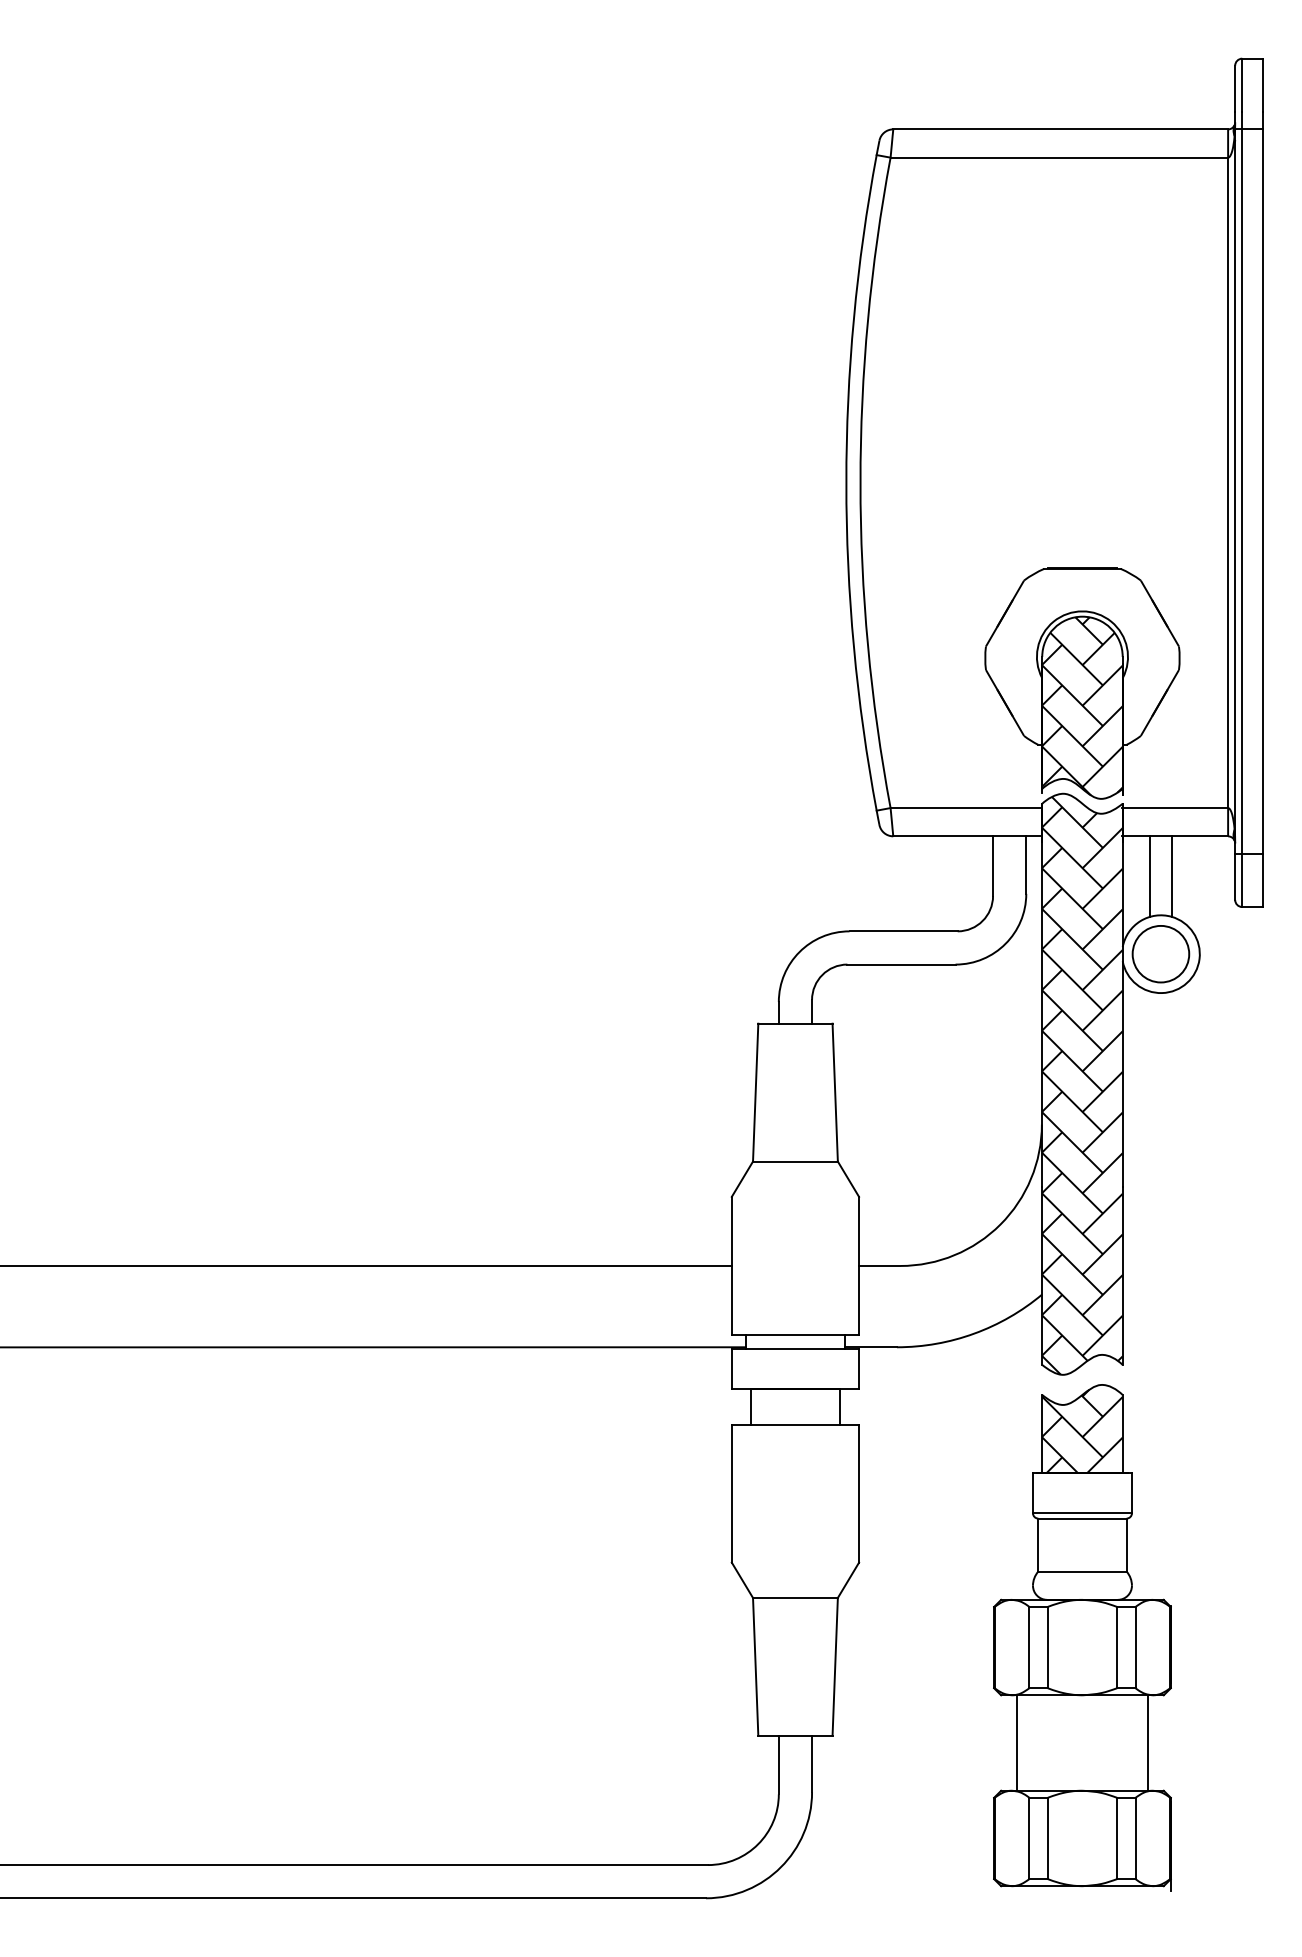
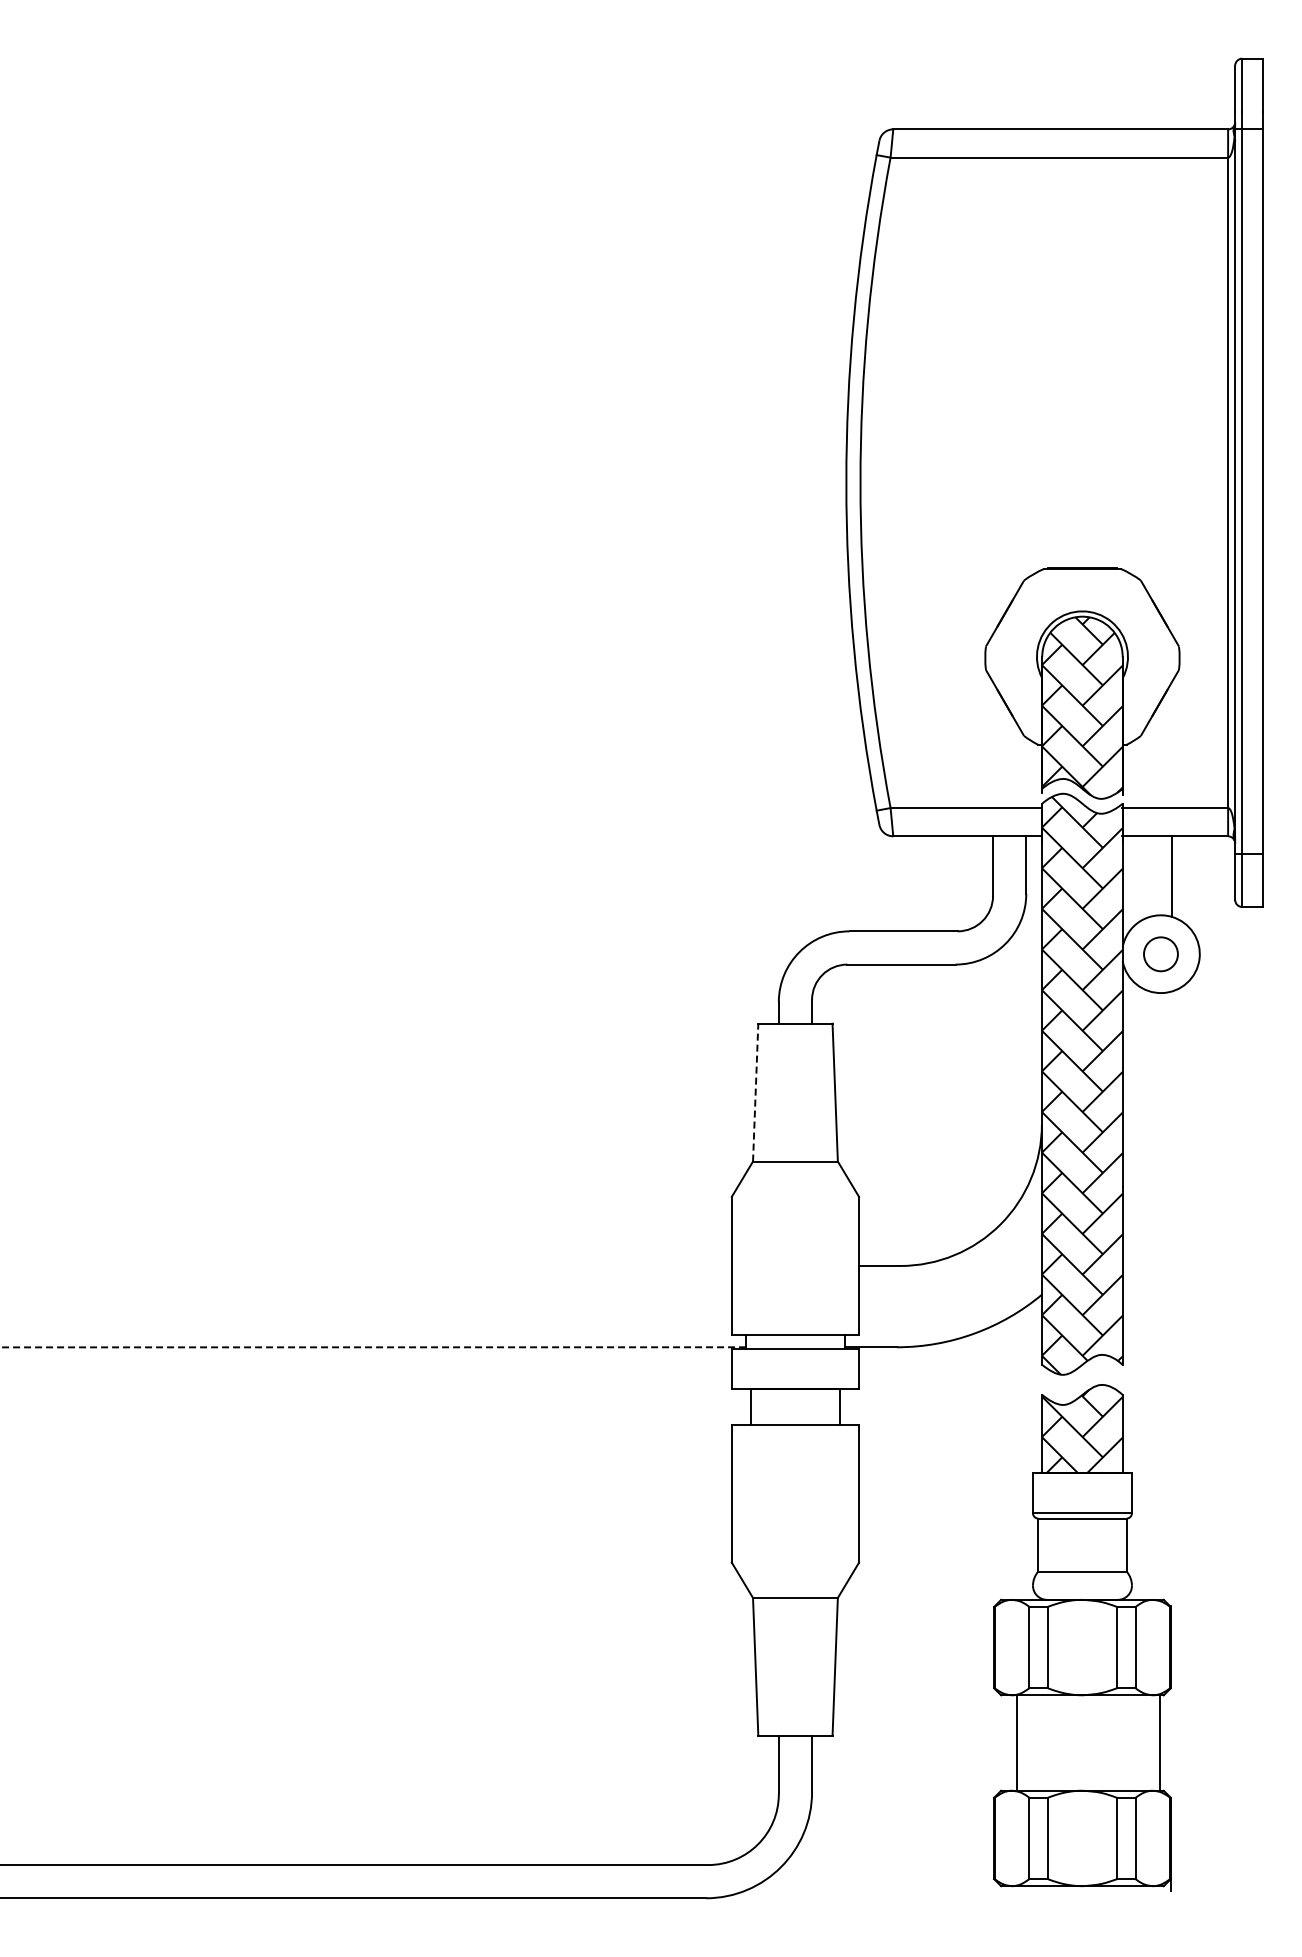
line: present -> none (1150, 876)
circle size: 60x59 px -> 36x37 px (1160, 954)
line: solid -> dashed (755, 1092)
line: present -> none (366, 1265)
line: solid -> dashed (373, 1347)
line position: (1147, 1742) -> (1159, 1742) (1159, 1742)
